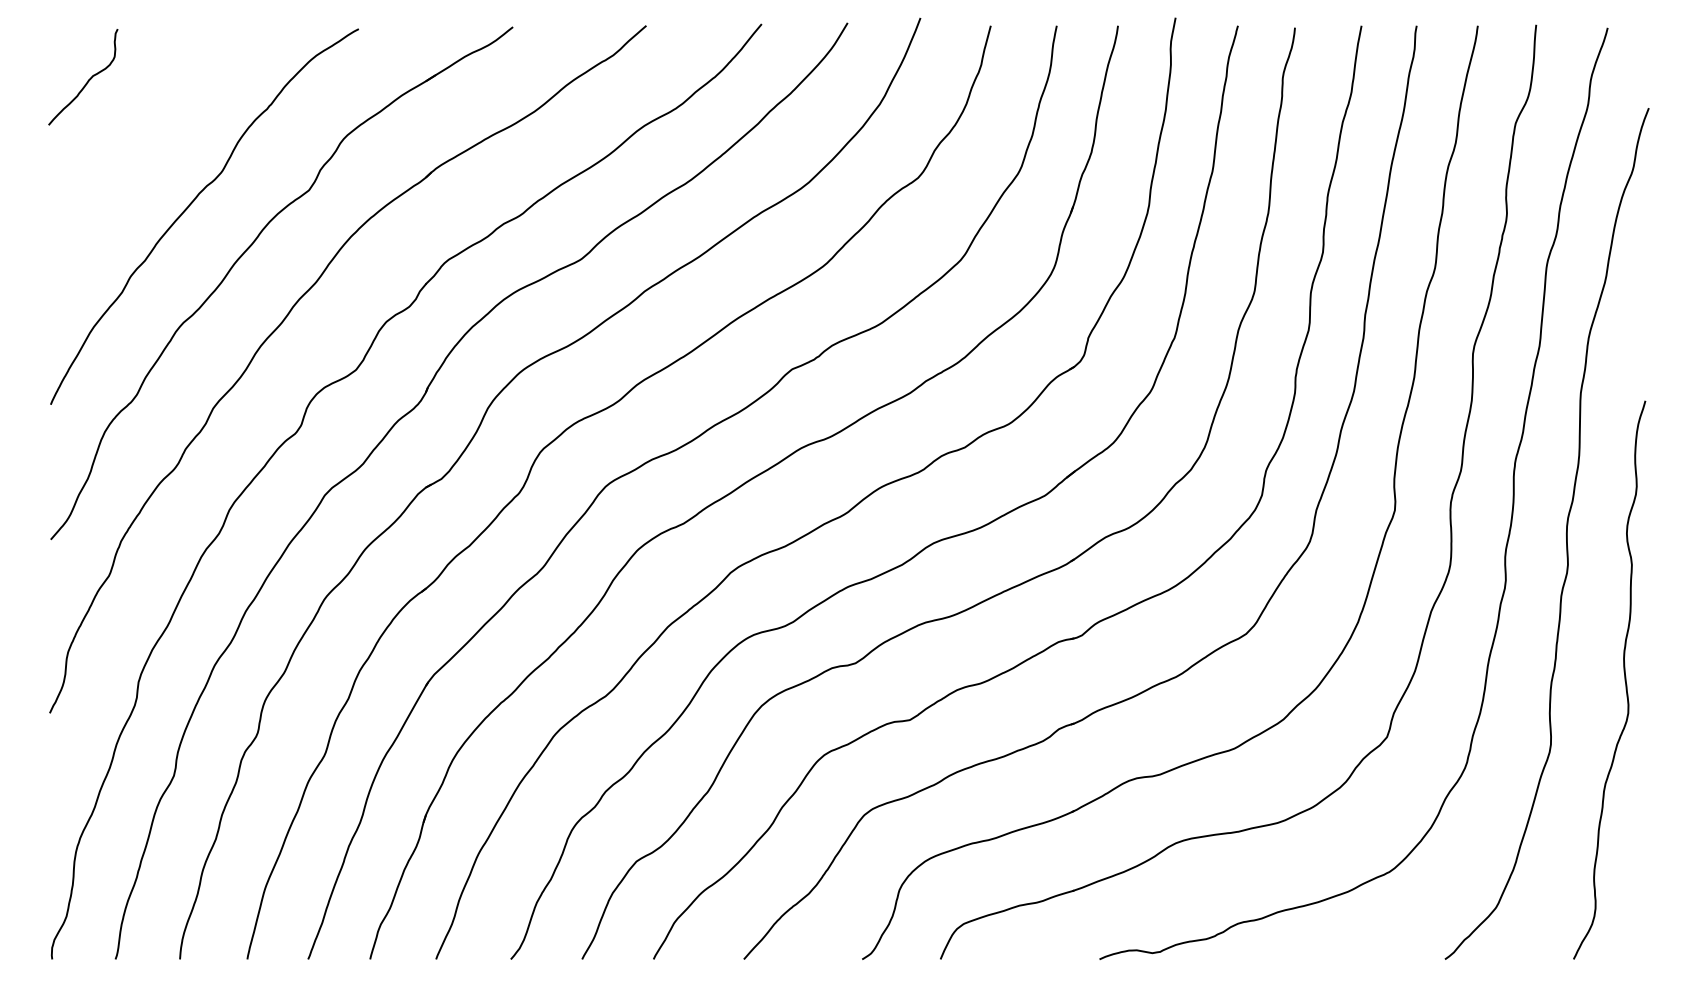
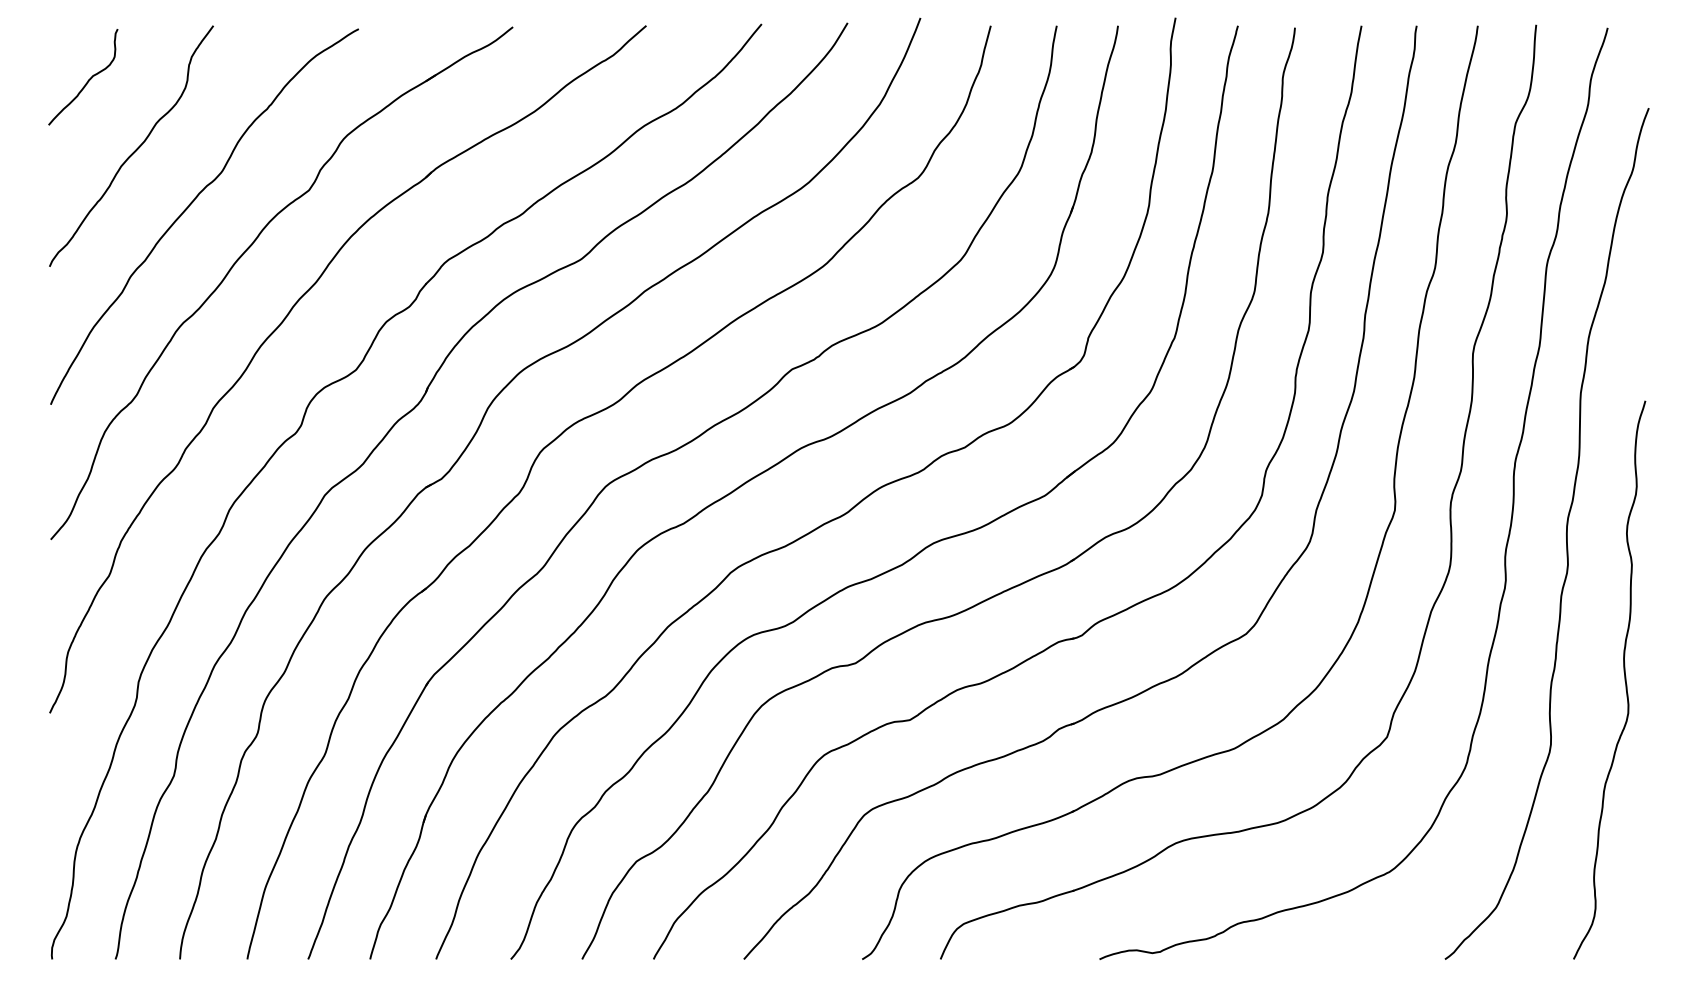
curve: none -> present (135, 149)
